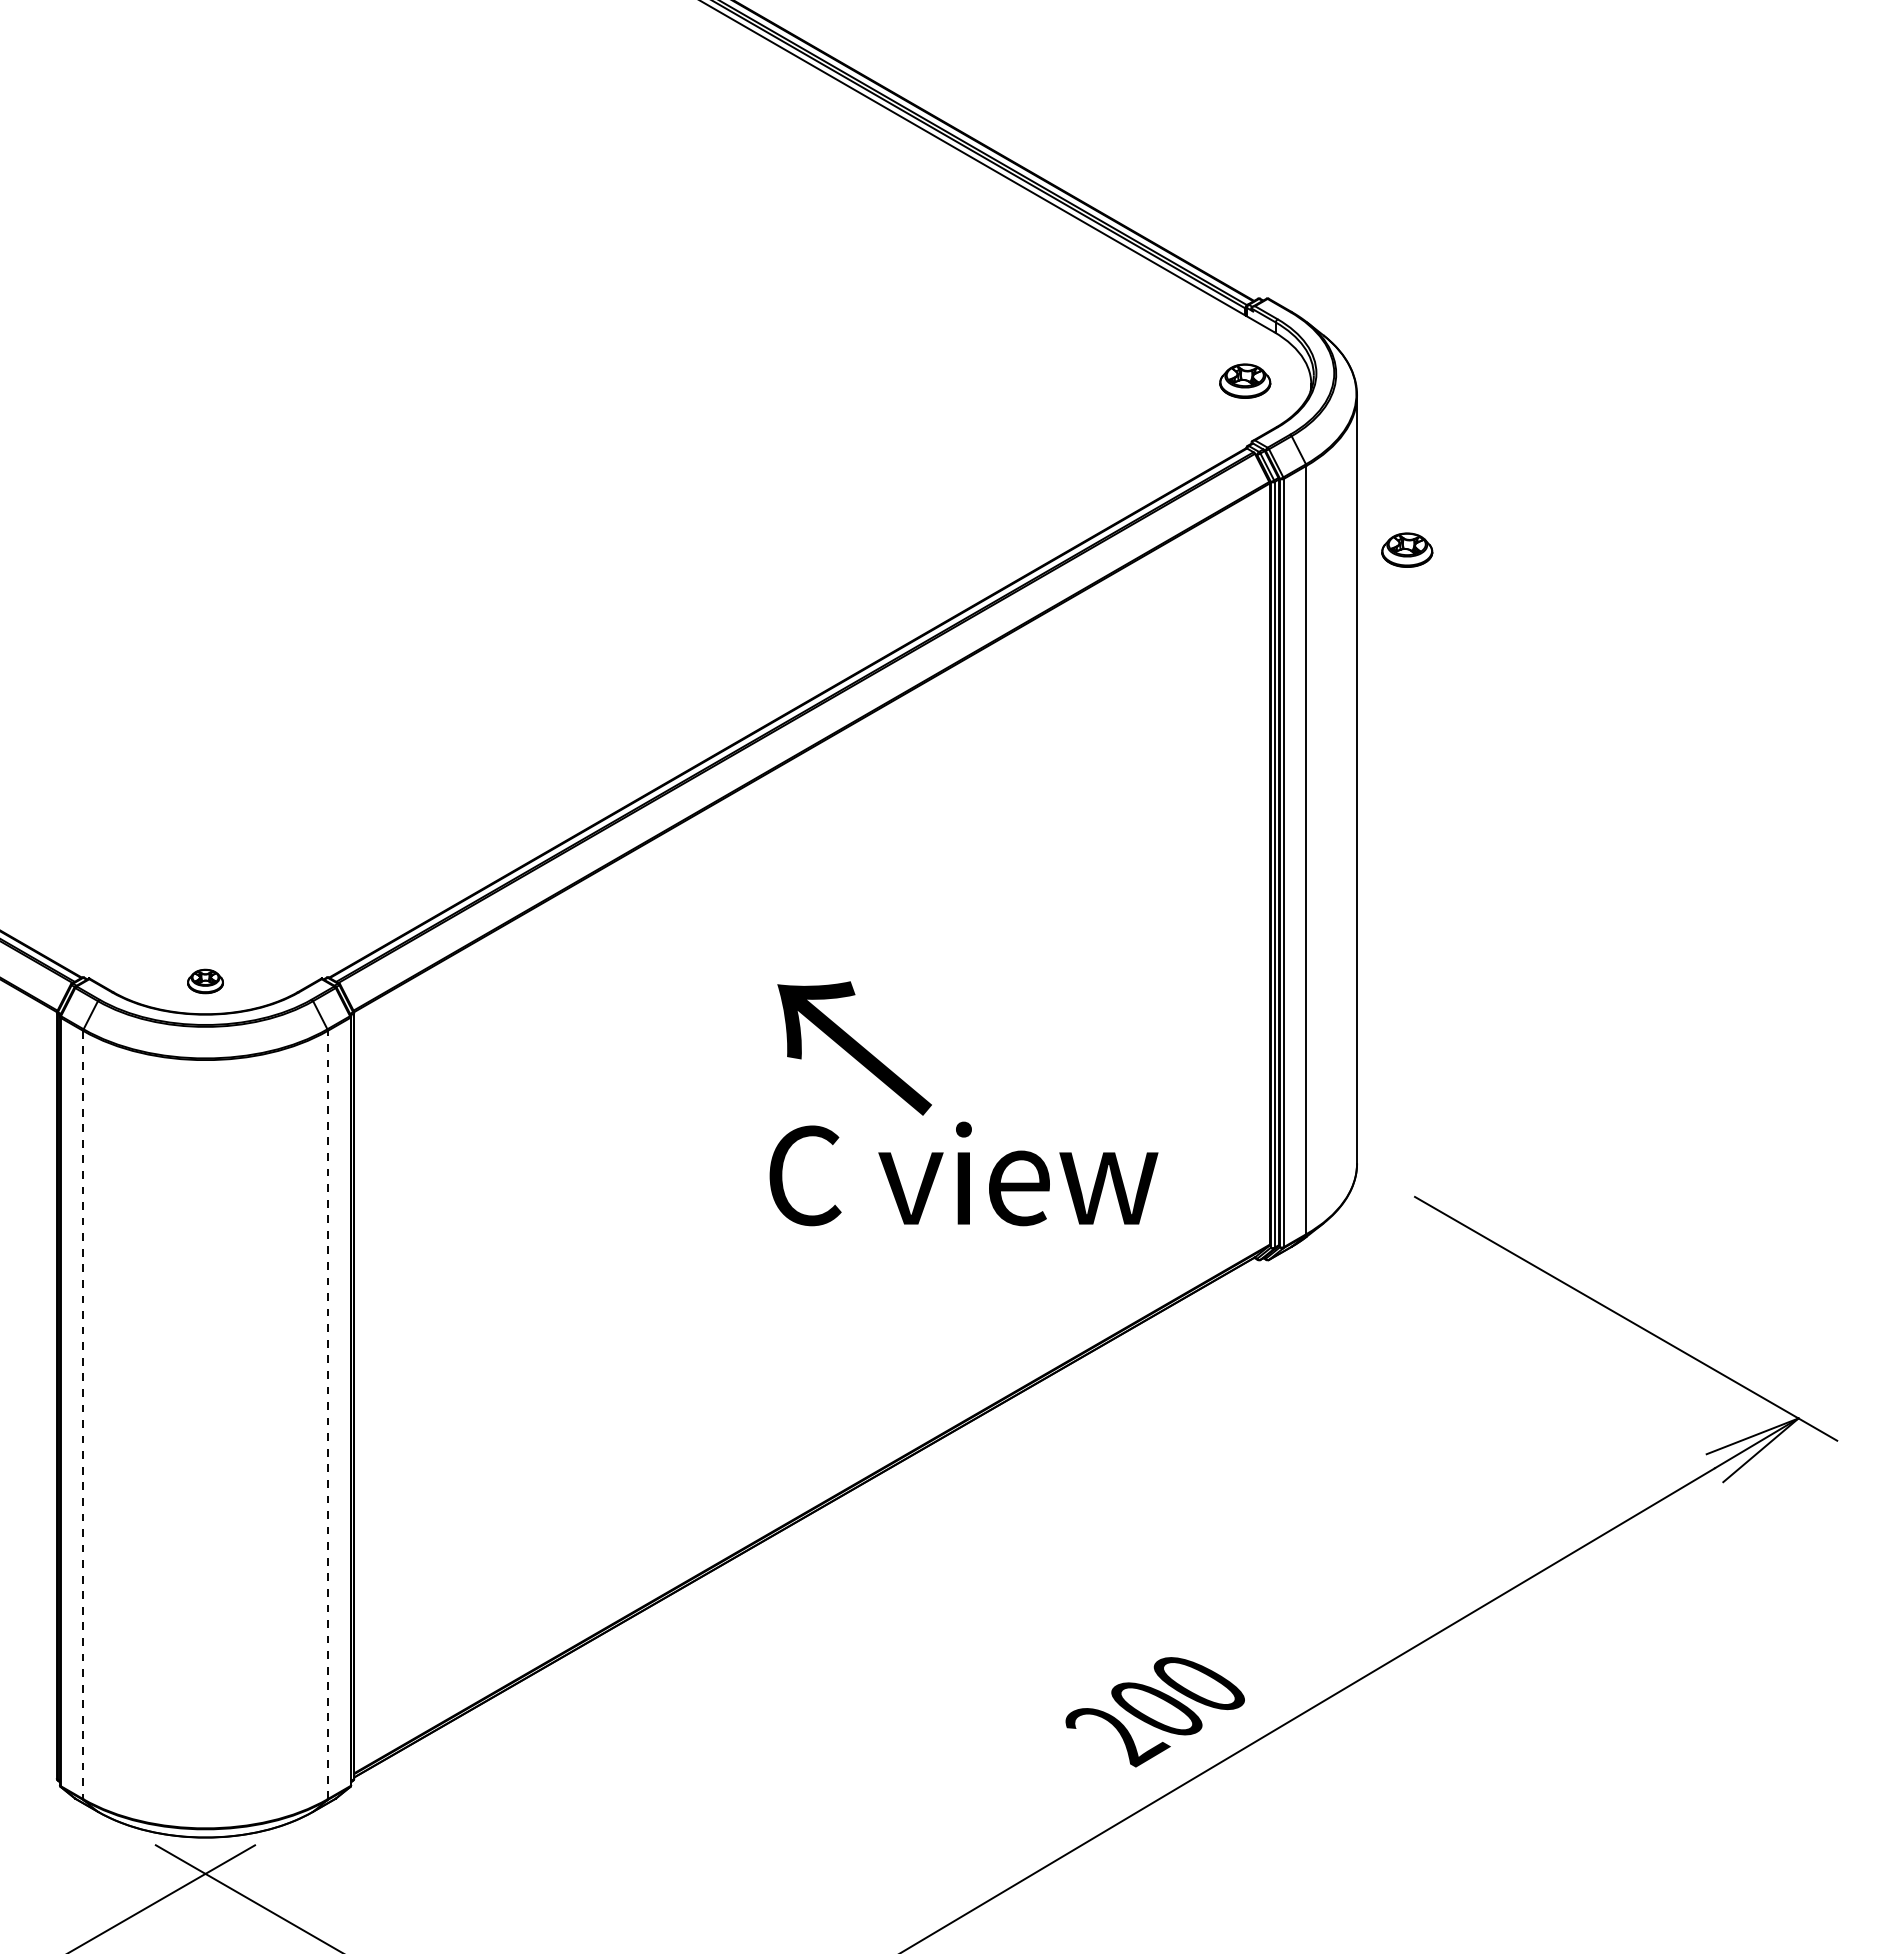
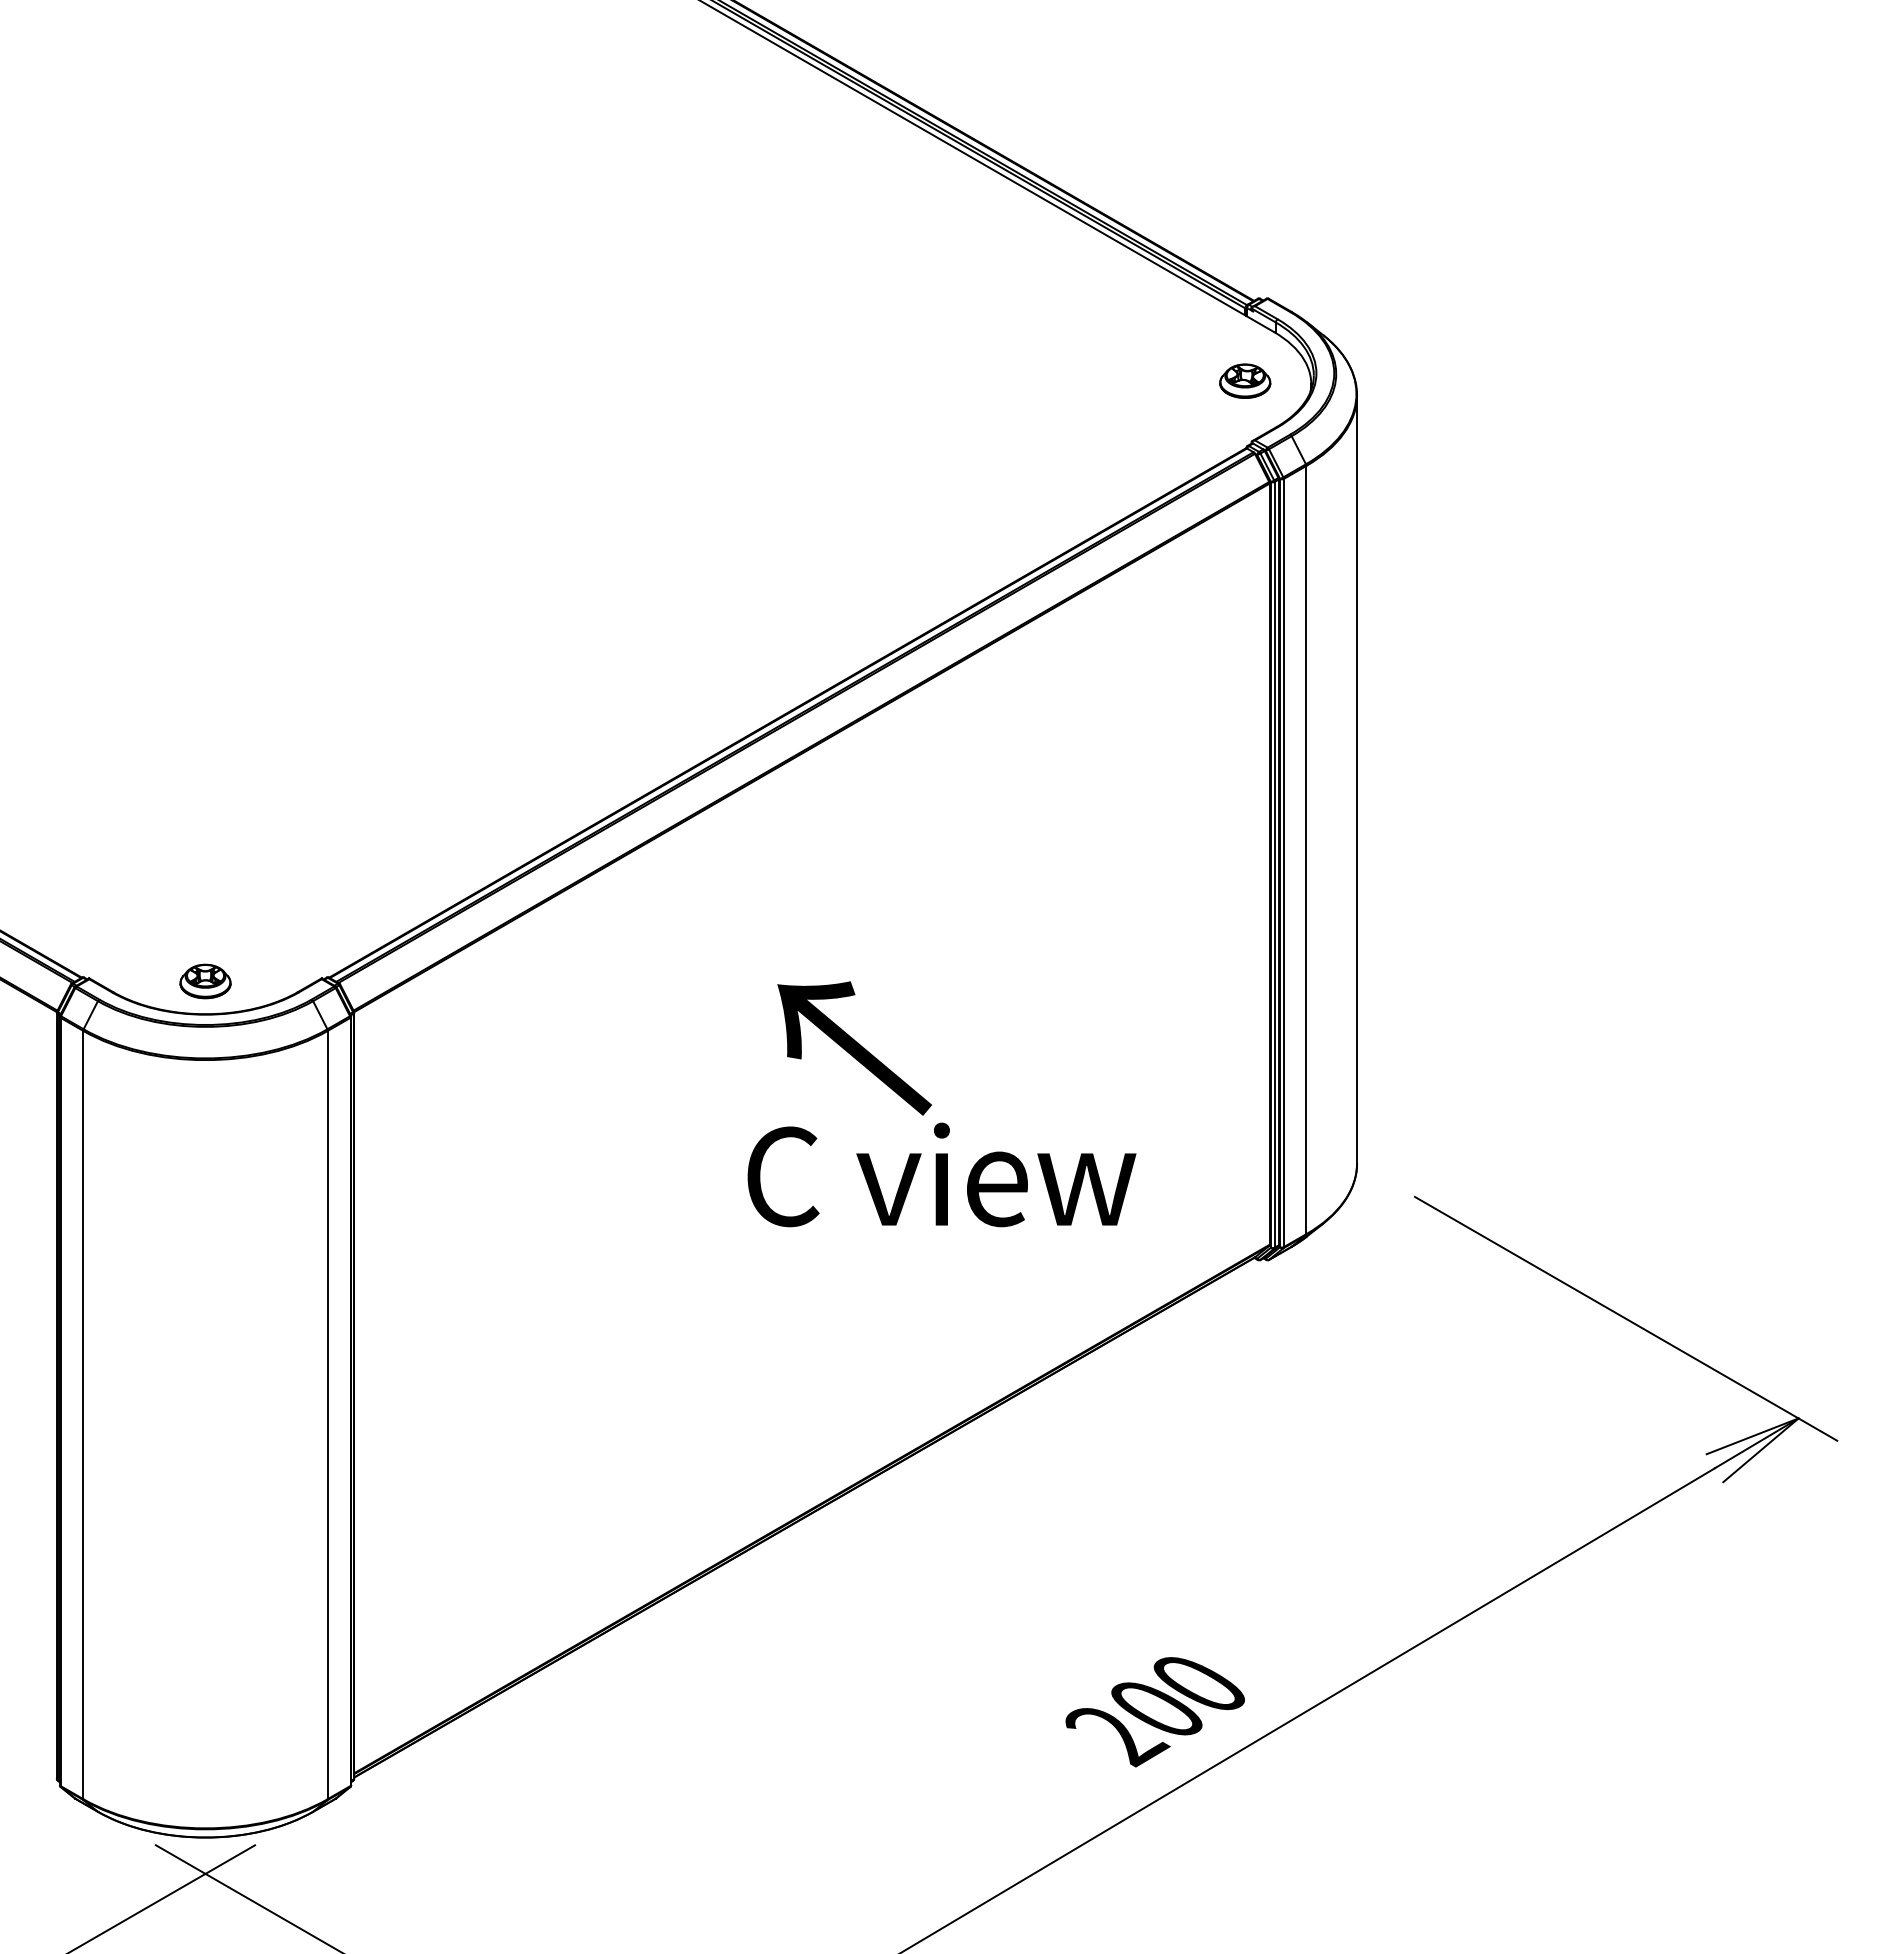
part: present -> none (1407, 549)
part size: 37x27 px -> 53x37 px (205, 981)
text position: (963, 1173) -> (941, 1174) (941, 1174)
line: dashed -> solid (327, 1414)
line: dashed -> solid (83, 1415)
